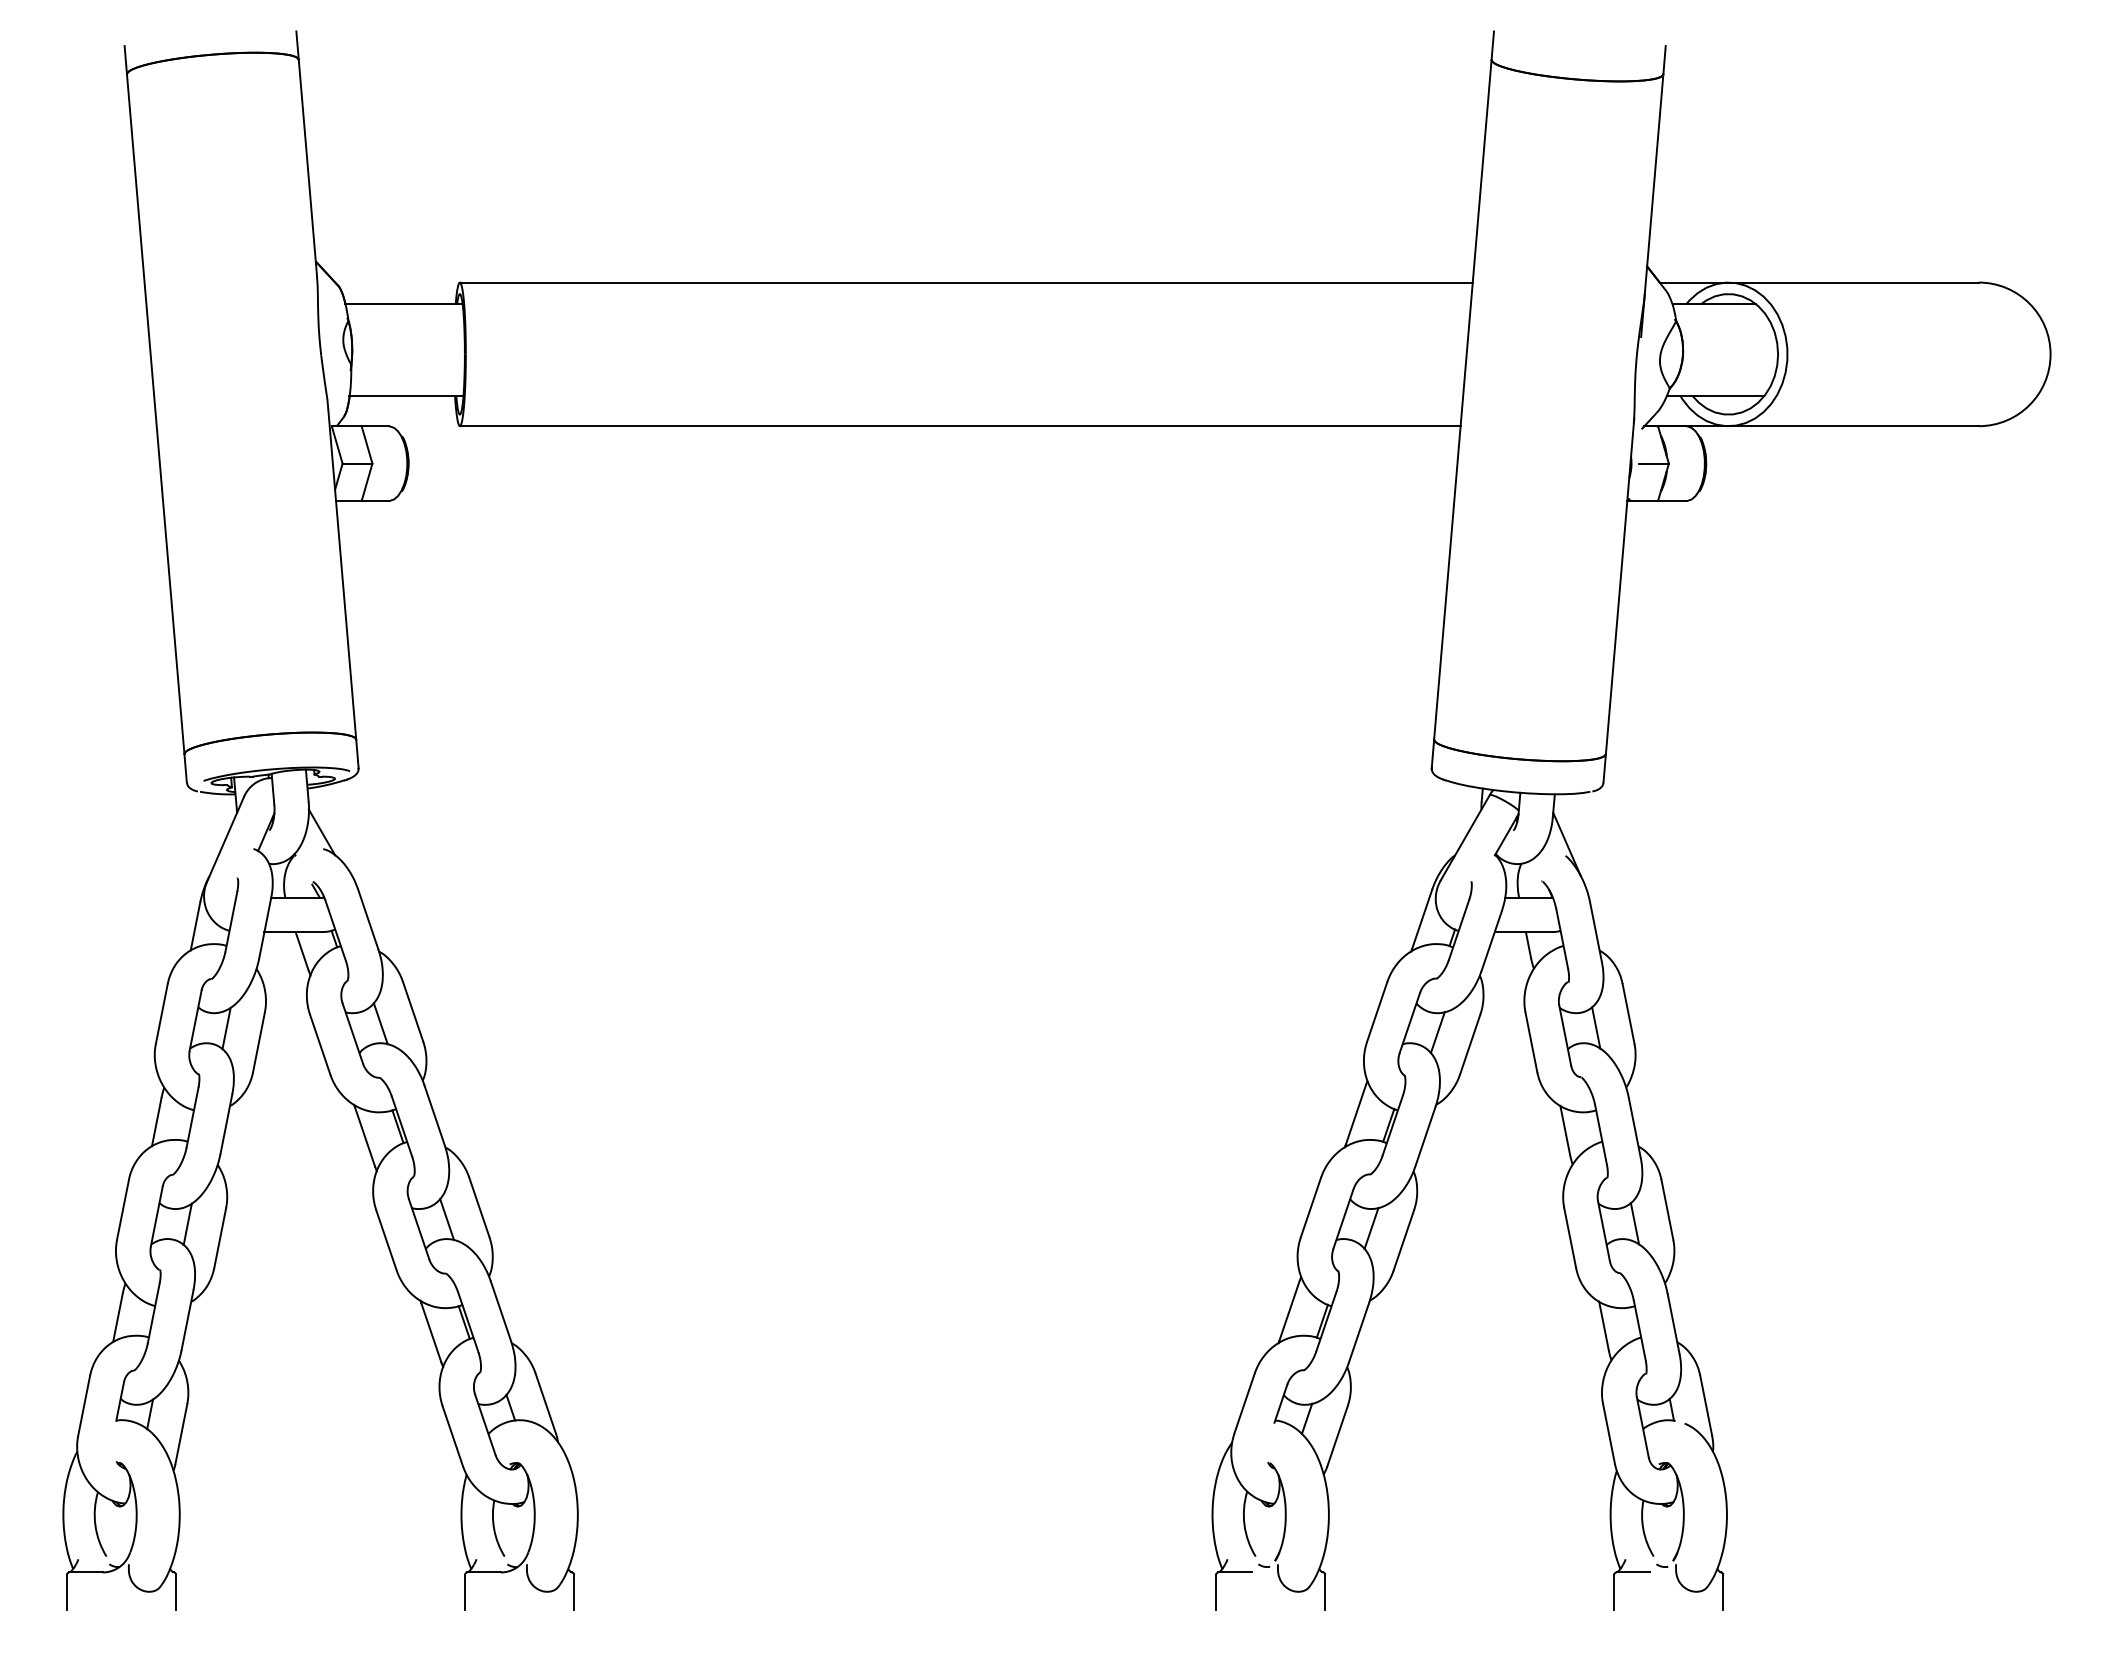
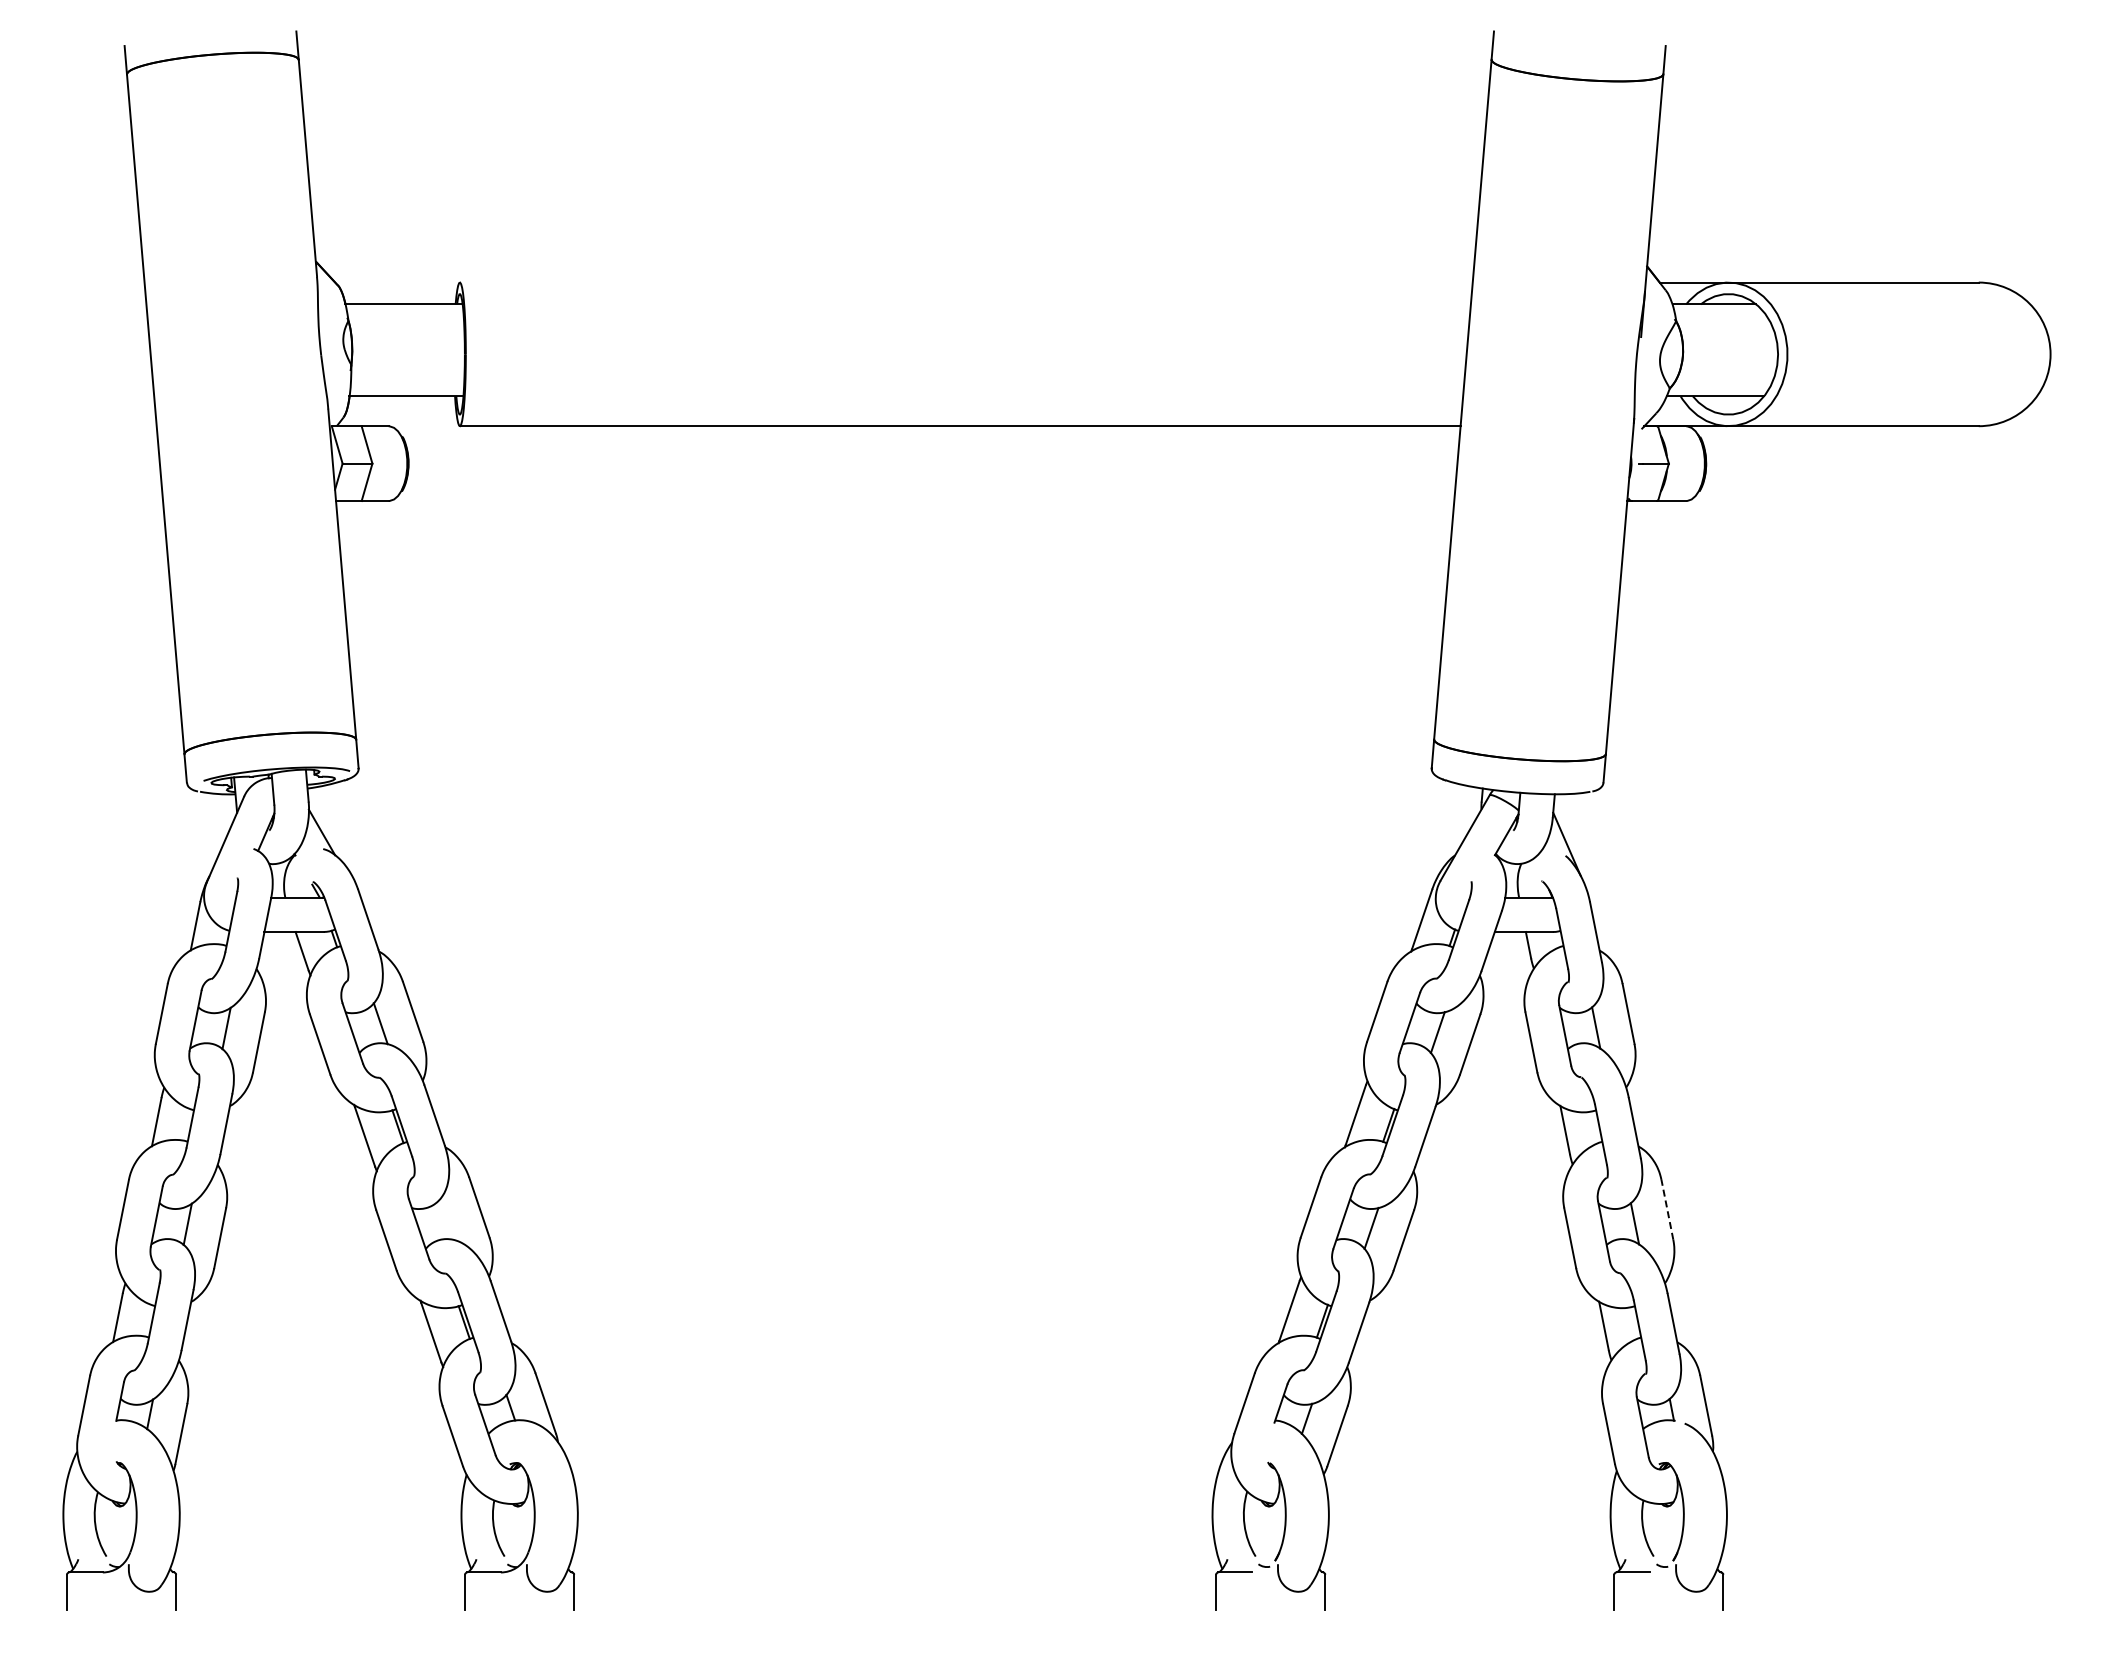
line: present -> none (965, 282)
line: solid -> dashed (1667, 1209)
line: present -> none (447, 1219)
